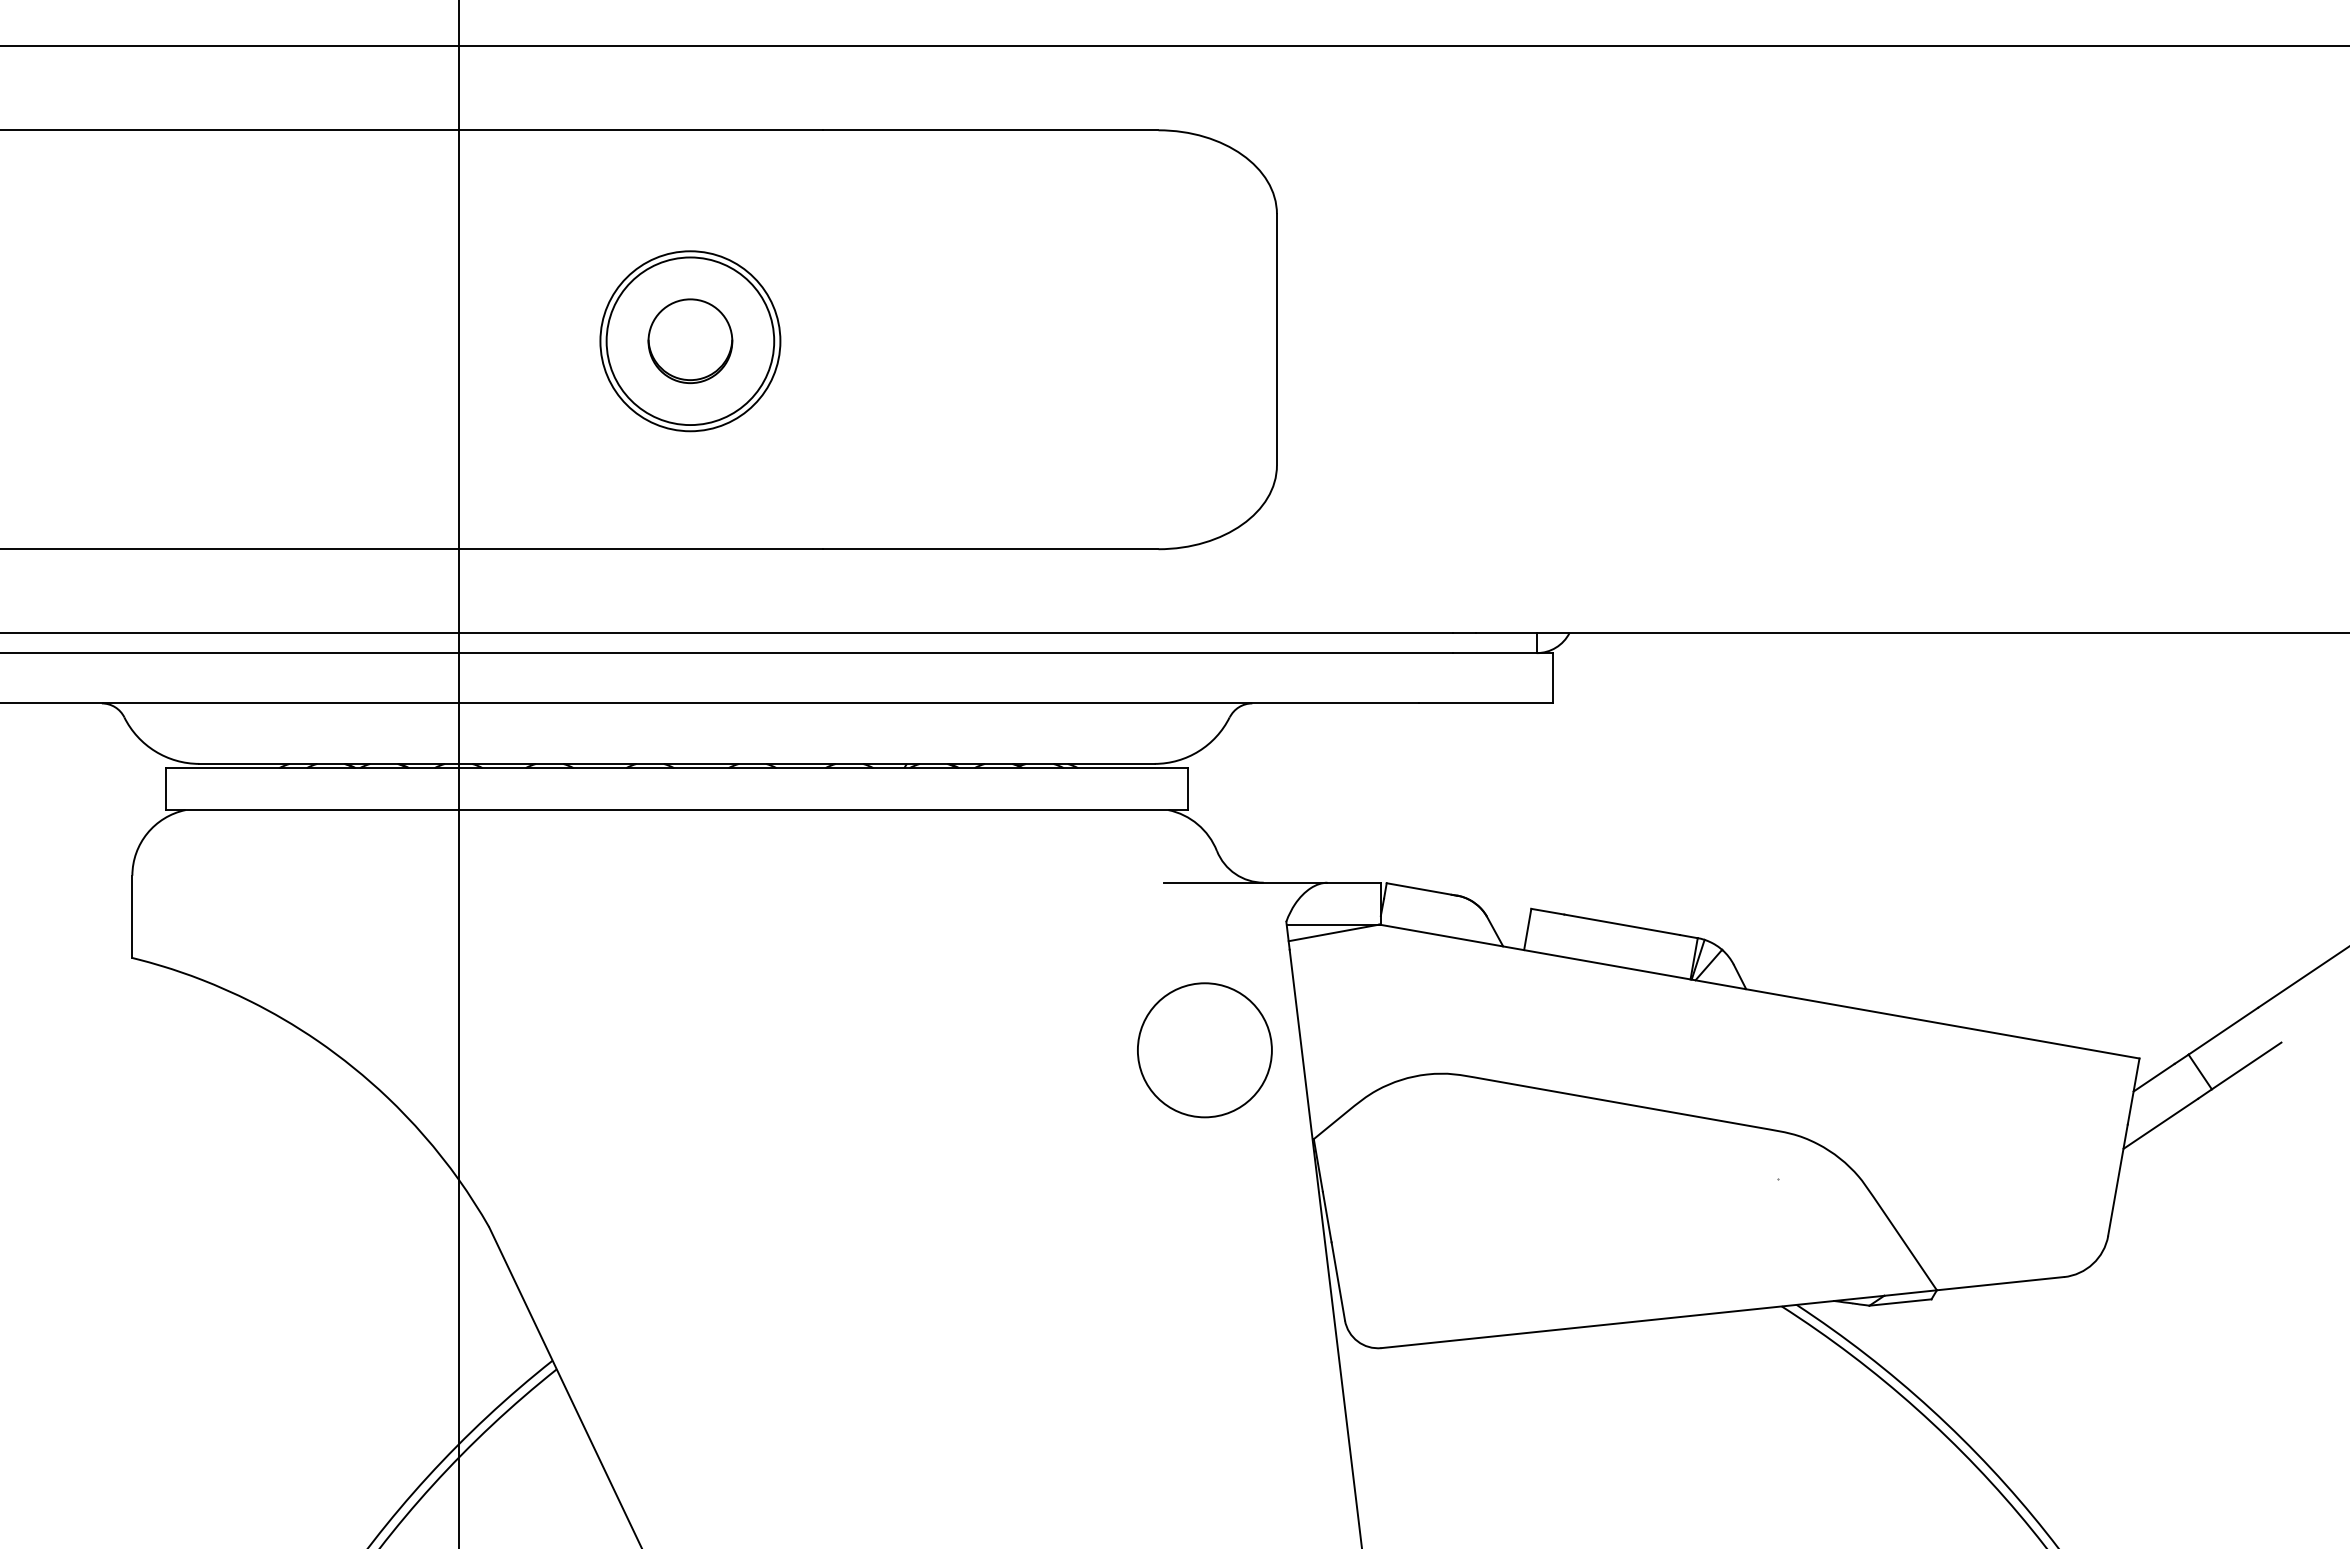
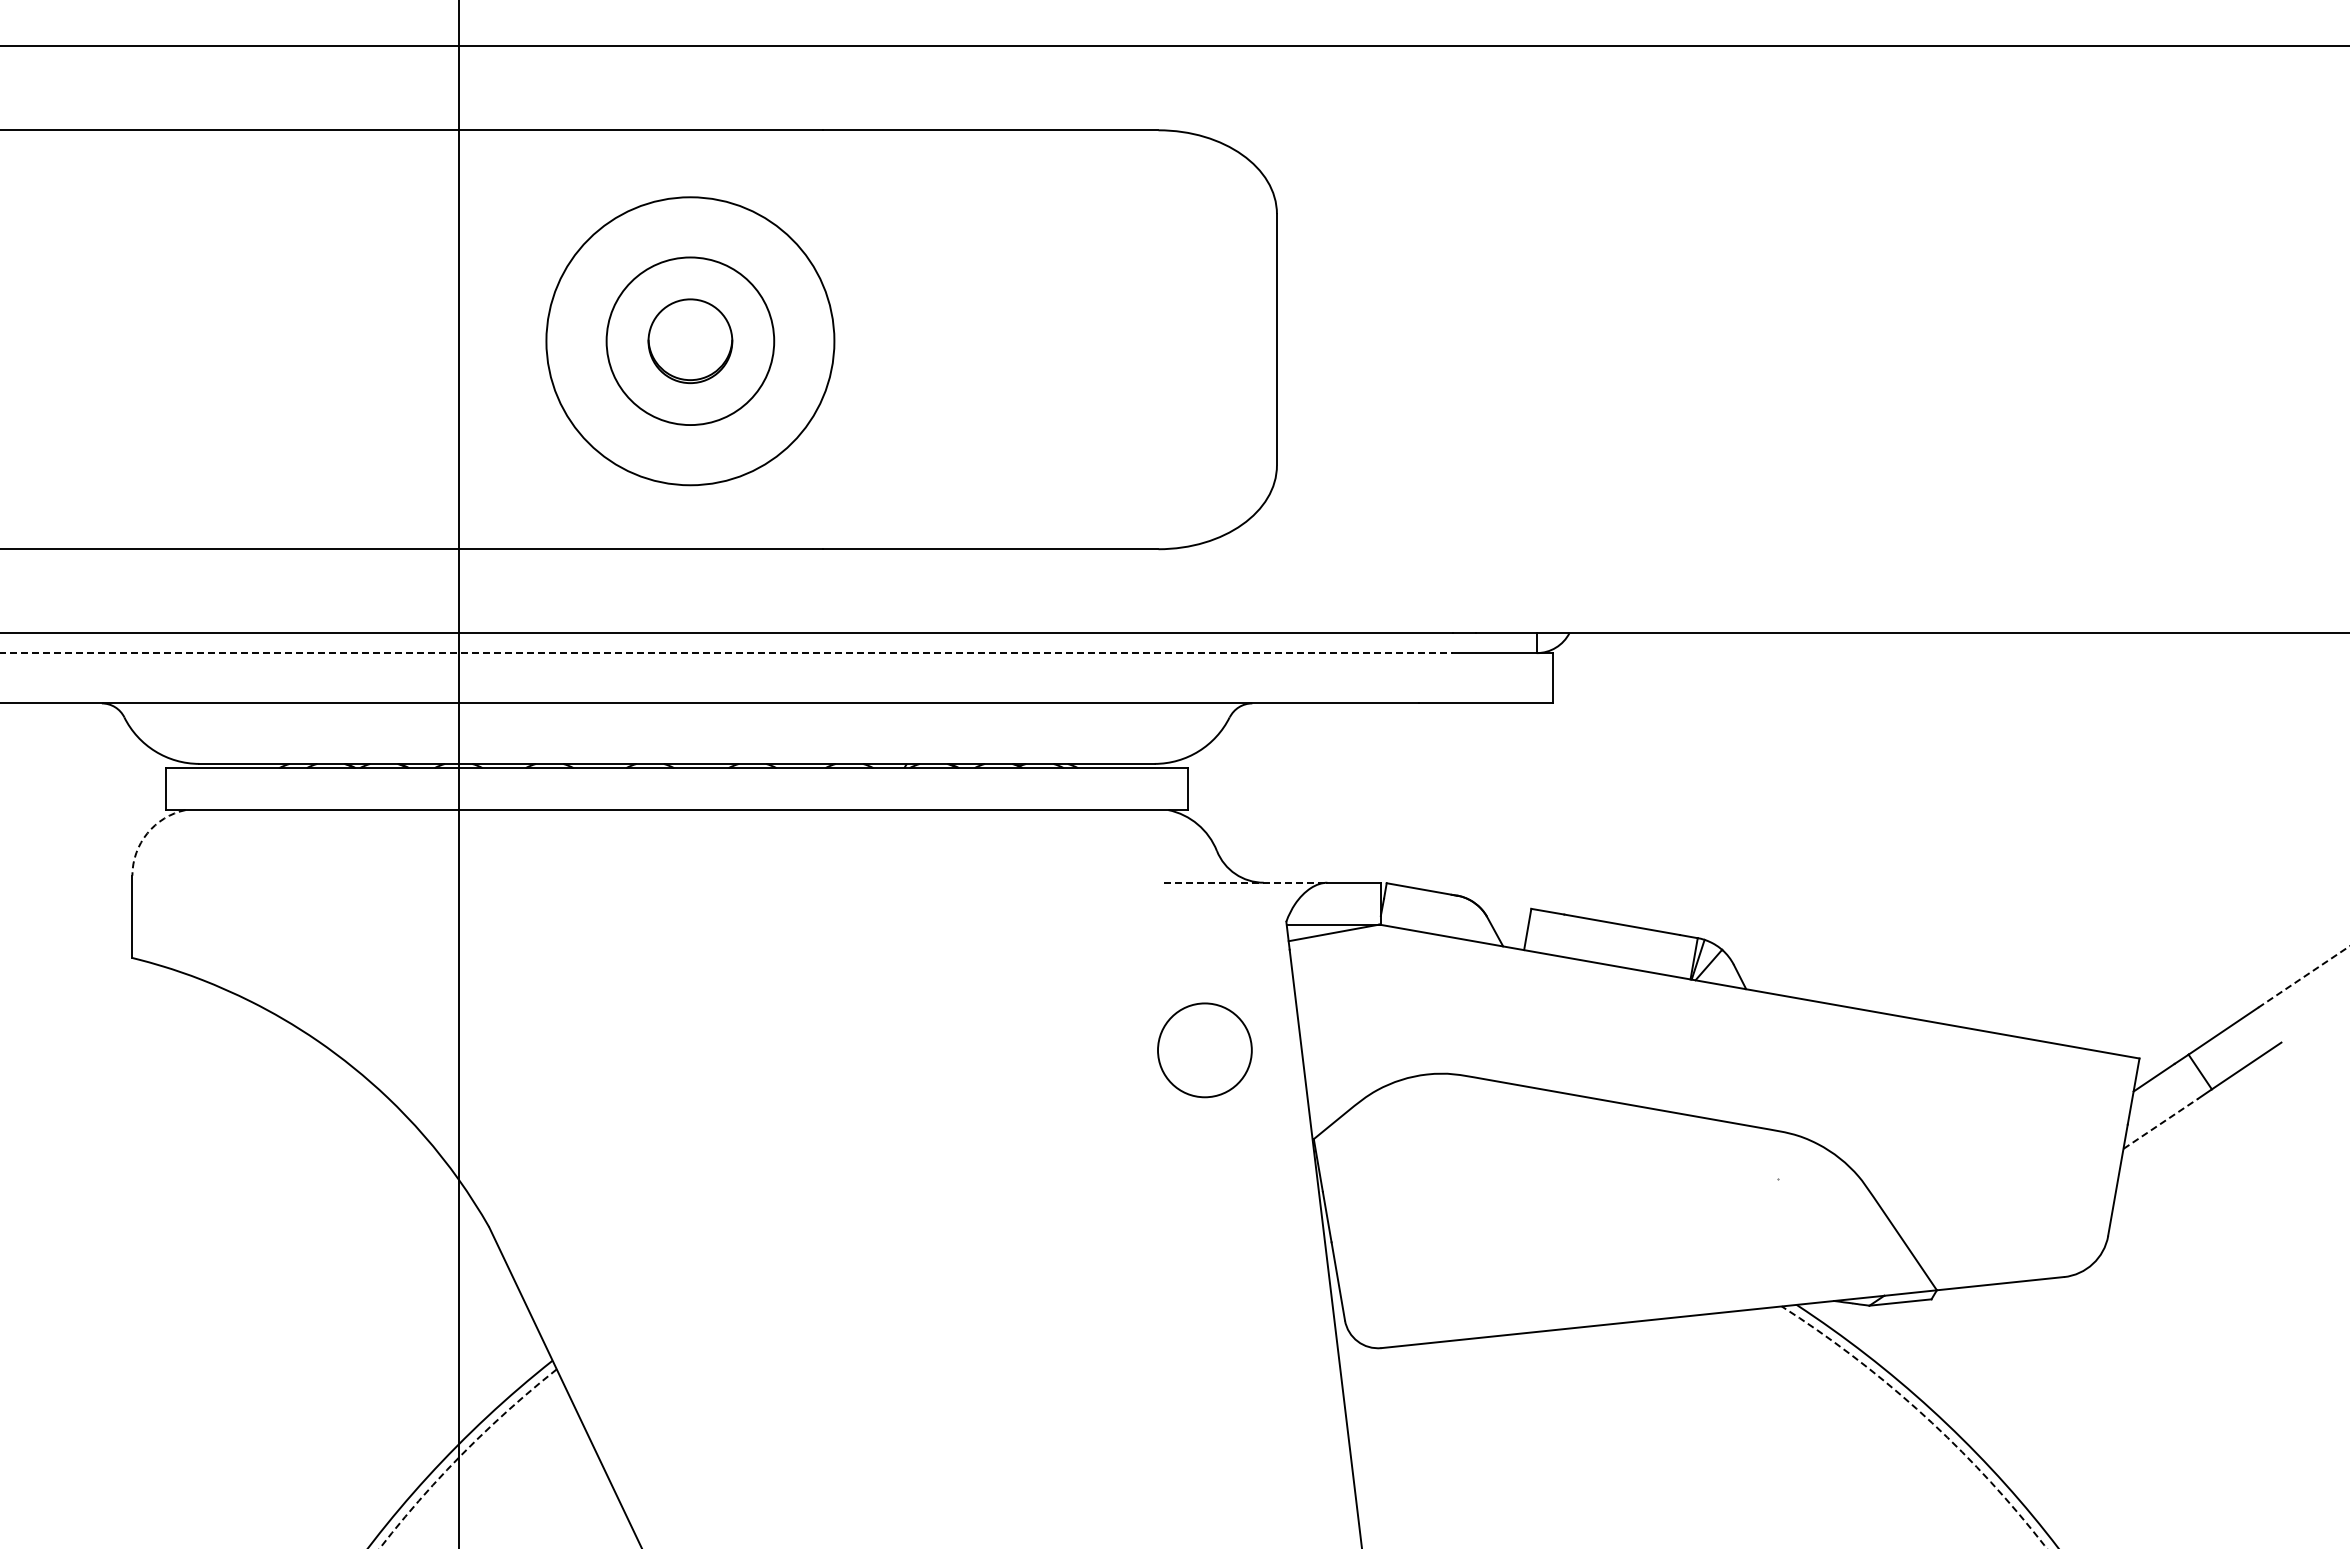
circle diameter: 180 px -> 288 px (690, 341)
line: solid -> dashed (726, 653)
arc: solid -> dashed (147, 833)
line: solid -> dashed (1245, 882)
line: solid -> dashed (2303, 977)
circle size: 136x137 px -> 96x97 px (1204, 1050)
line: solid -> dashed (2160, 1123)
arc: solid -> dashed (2012, 1506)
